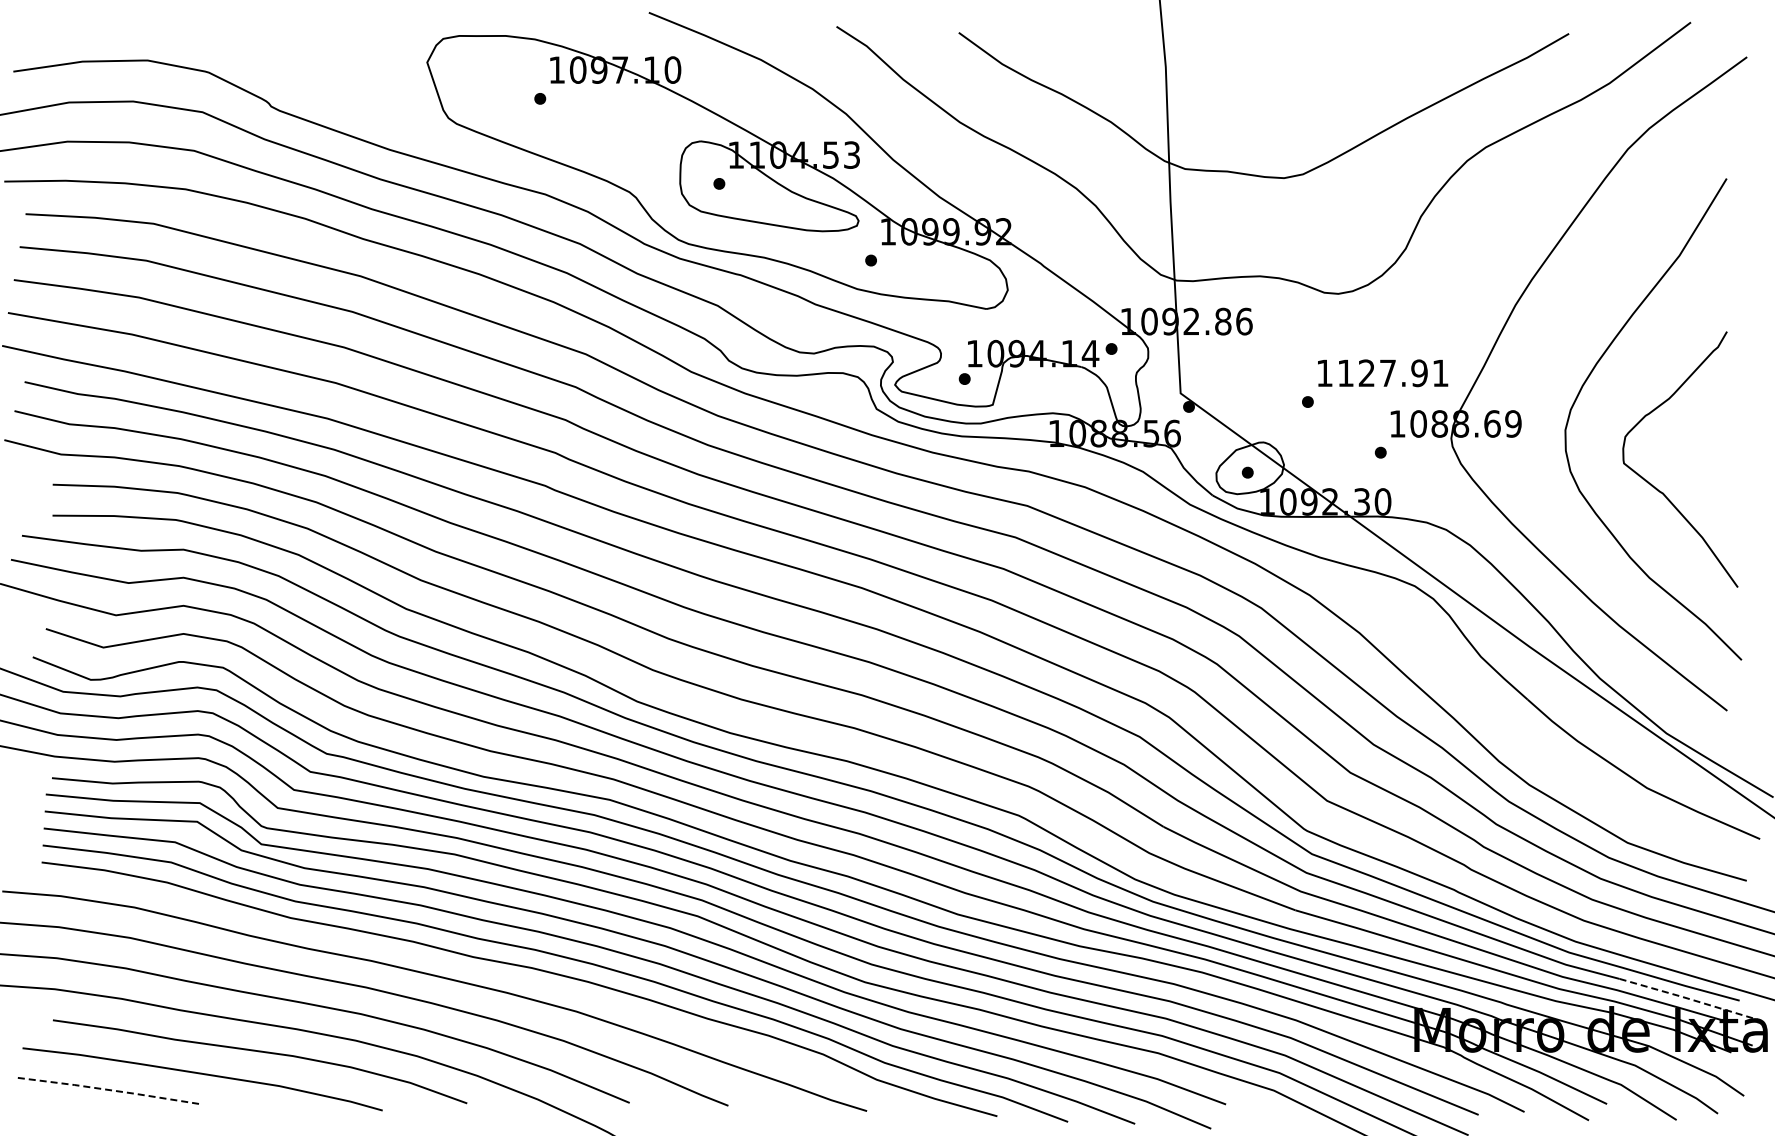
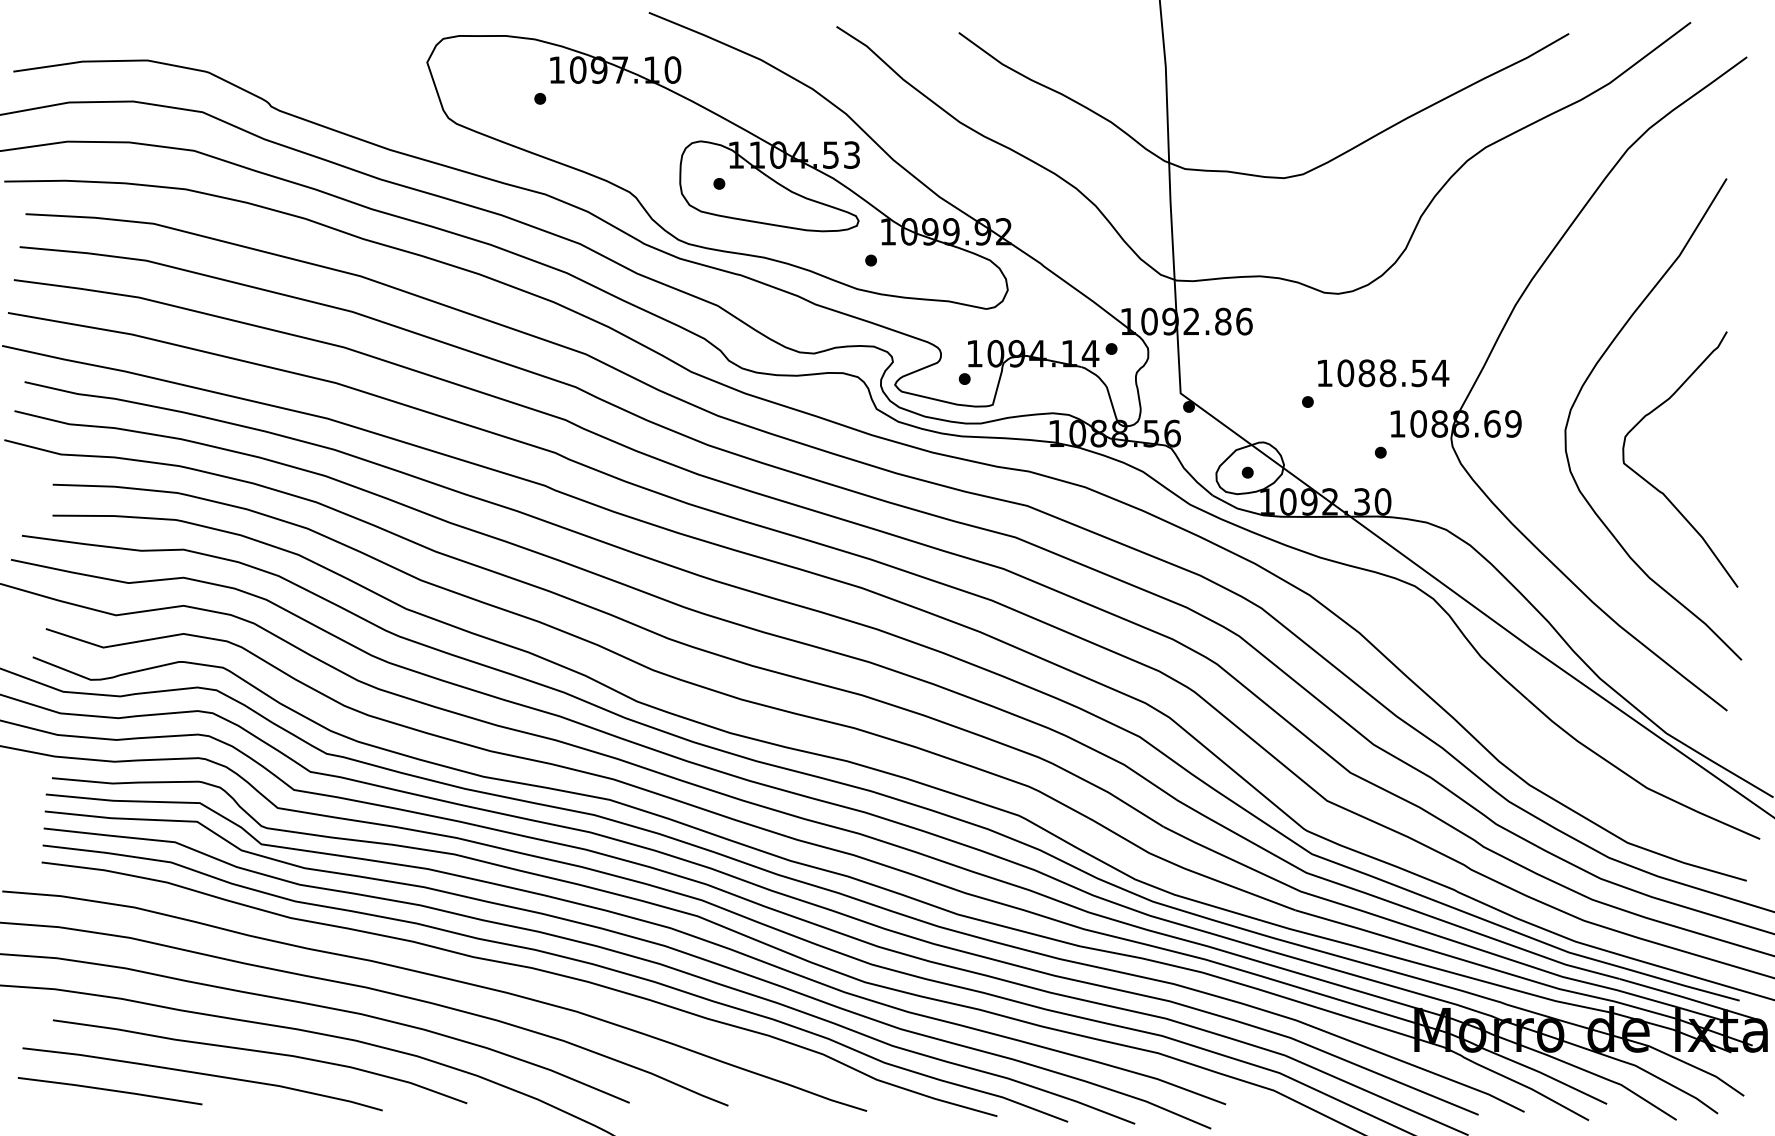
text: 1127.91 -> 1088.54 (1393, 373)
line: dashed -> solid (1690, 999)
line: dashed -> solid (110, 1090)
